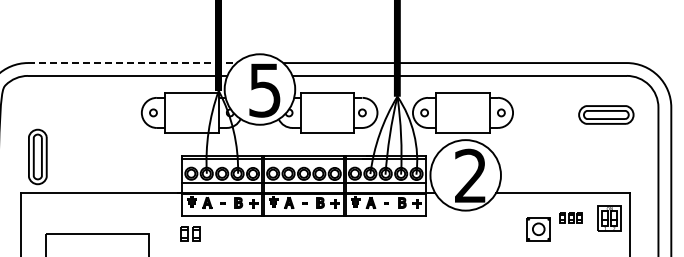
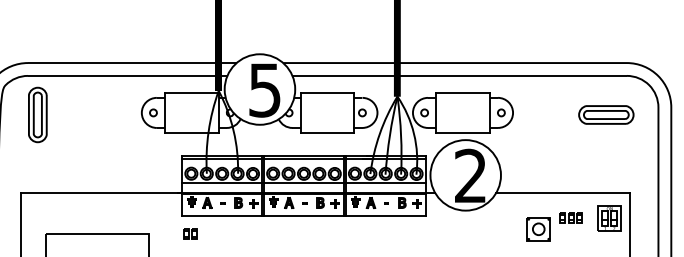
line: dashed -> solid (132, 63)
part position: (37, 156) -> (37, 114) (37, 114)
part size: 21x16 px -> 15x12 px (190, 233)
